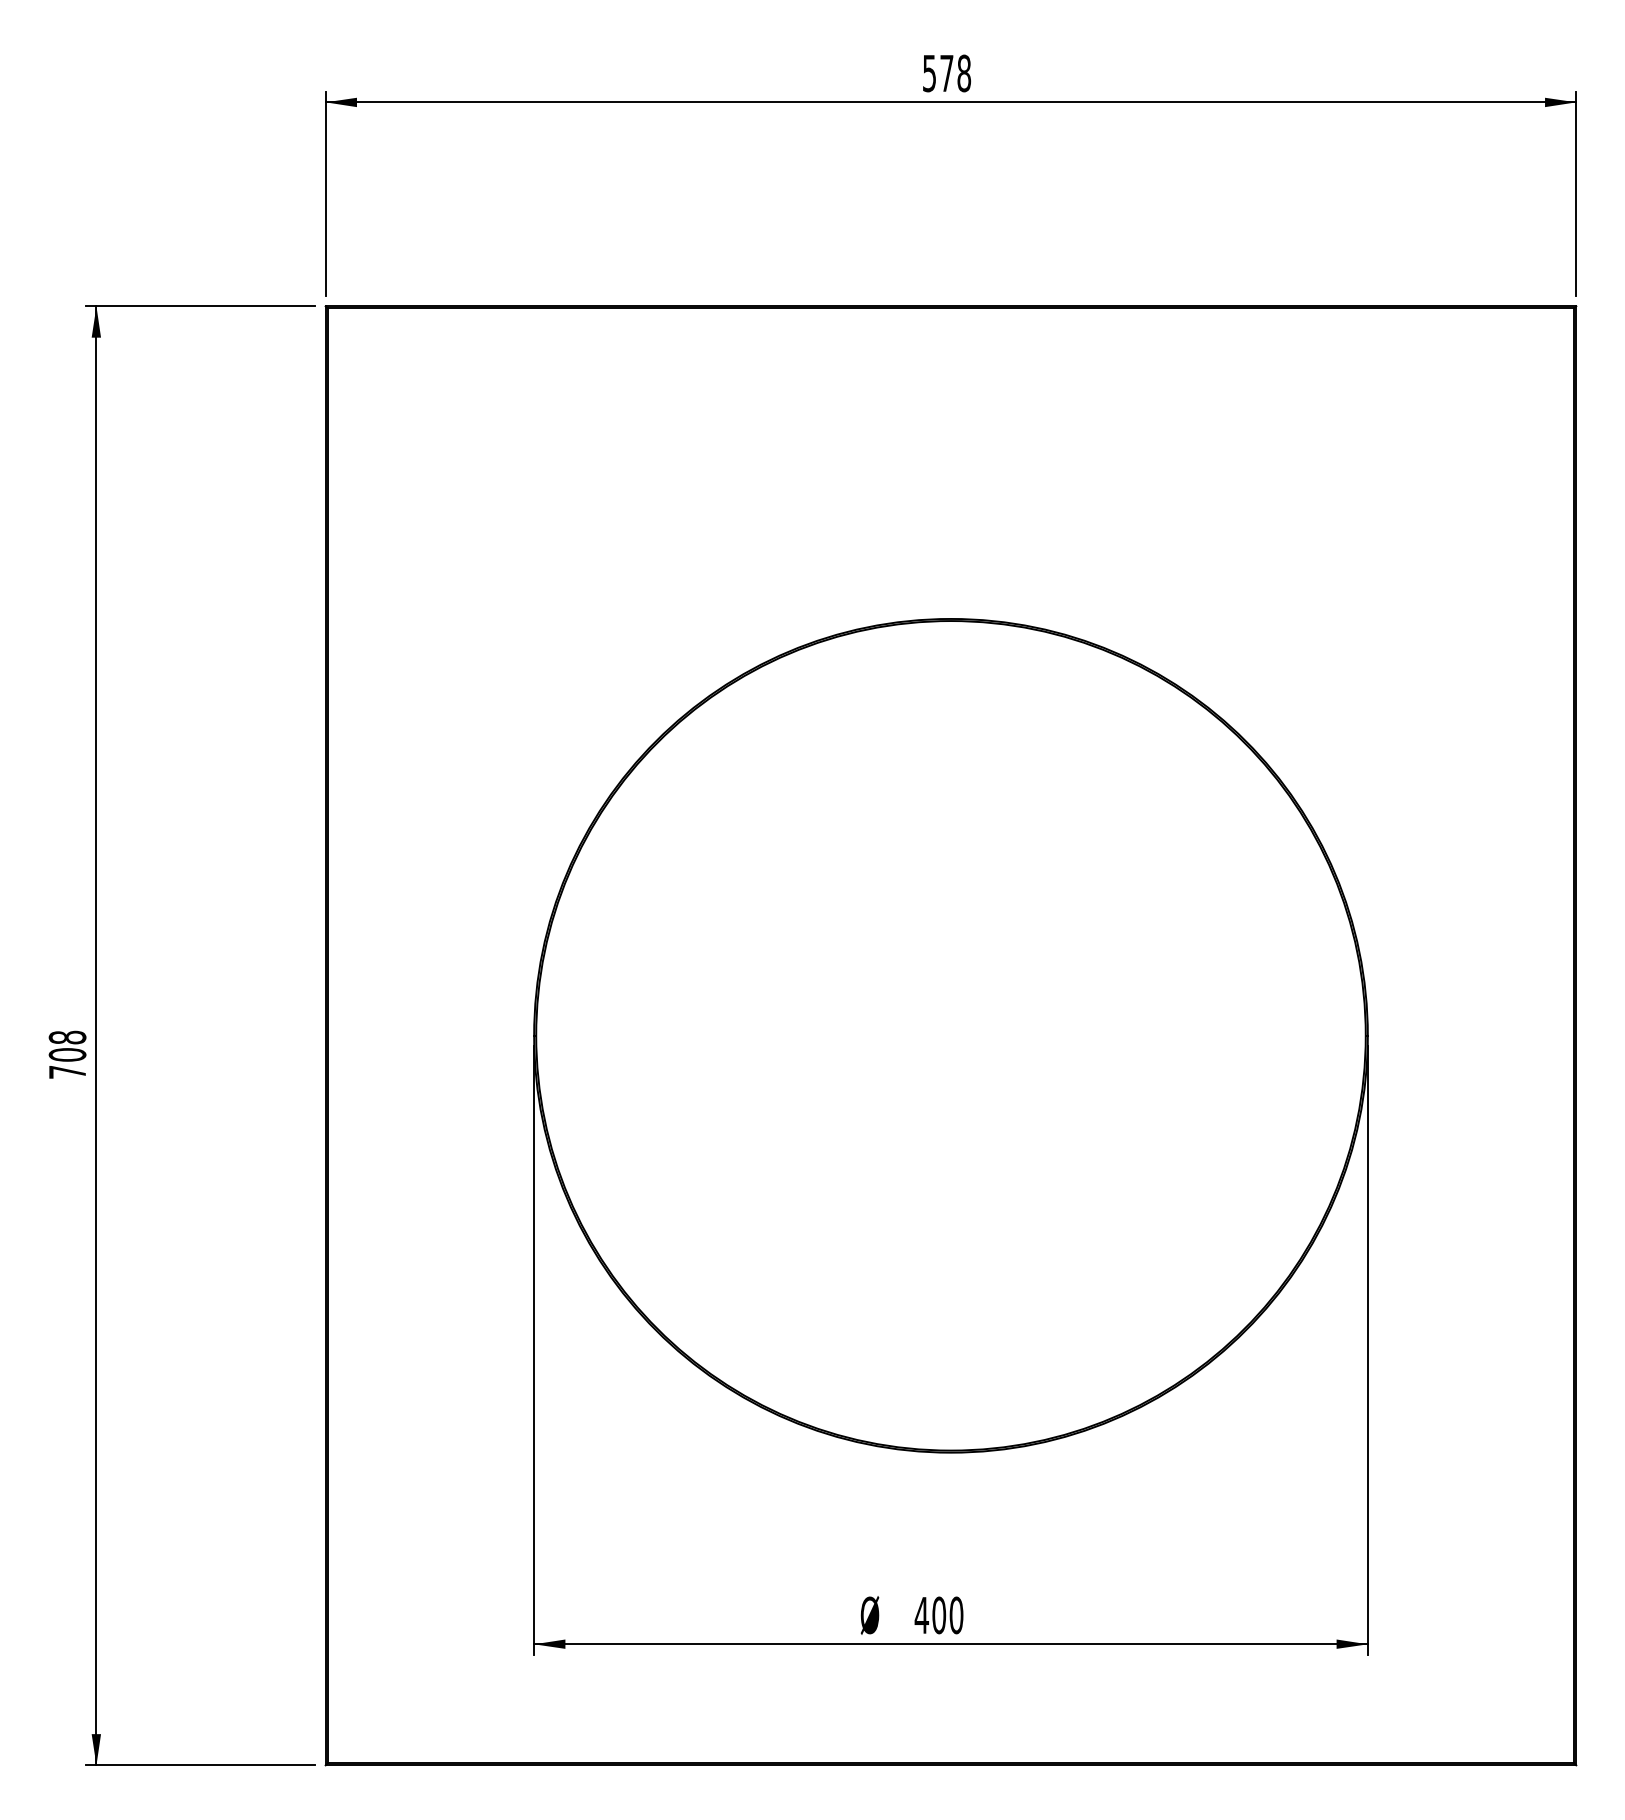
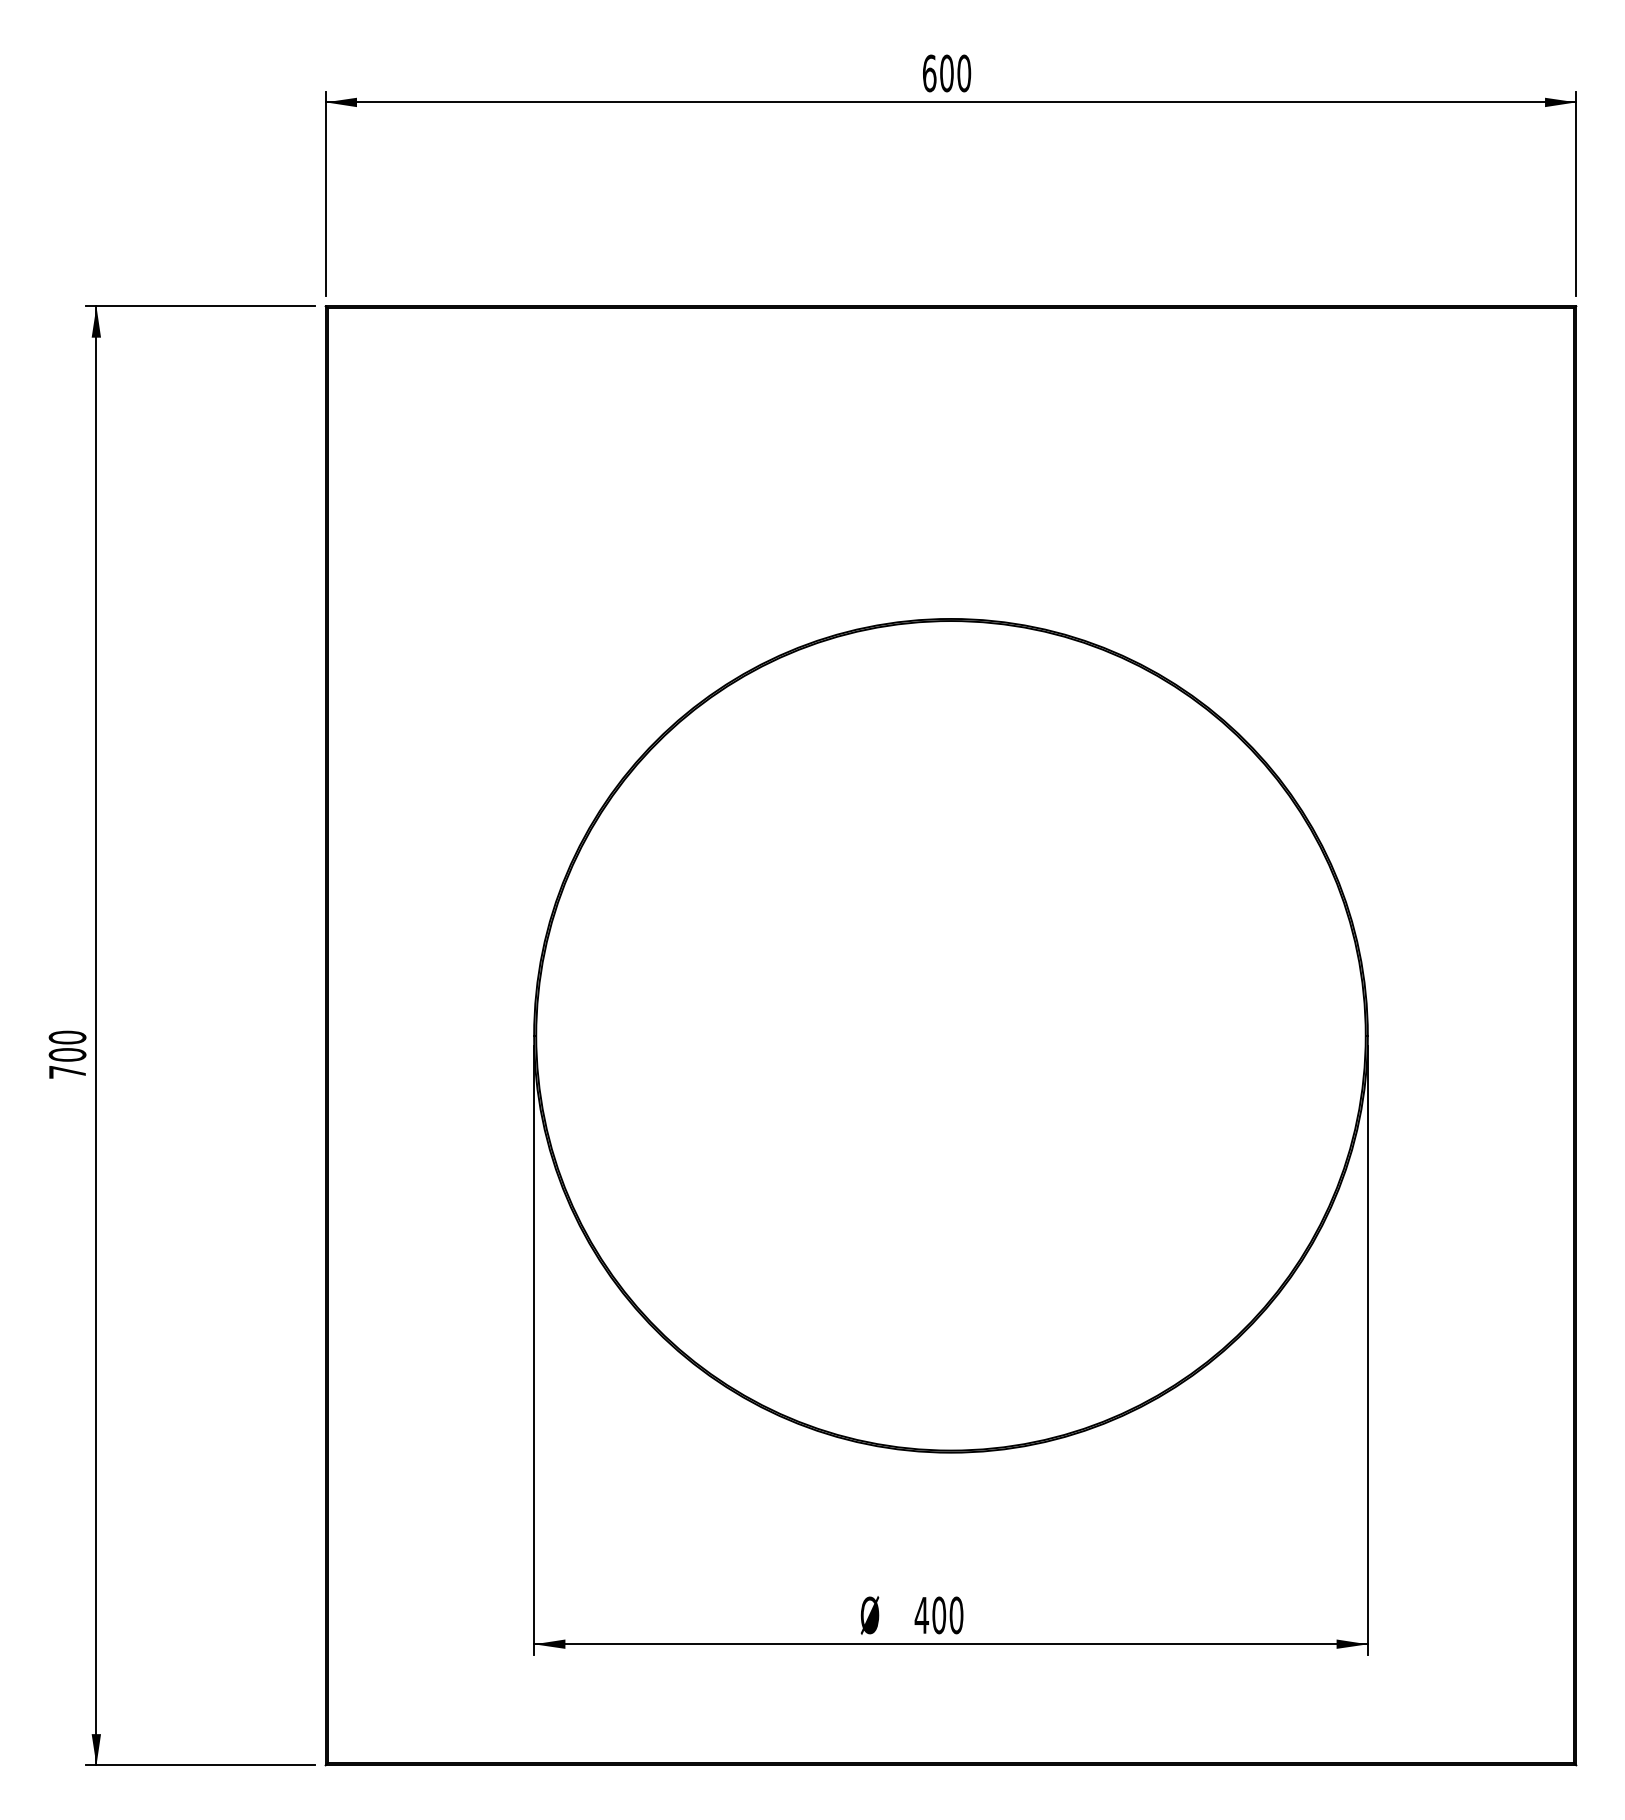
text: 578 -> 600 (947, 73)
text: 708 -> 700 (67, 1037)
